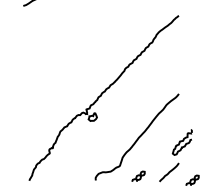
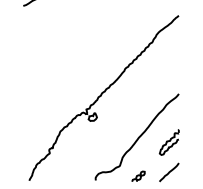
part position: (181, 142) -> (168, 142) (168, 142)
curve: present -> none (192, 179)
